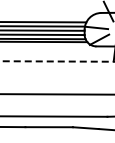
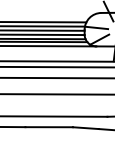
line: none -> present (49, 46)
line: dashed -> solid (57, 61)
line: none -> present (56, 66)
line: none -> present (56, 77)
